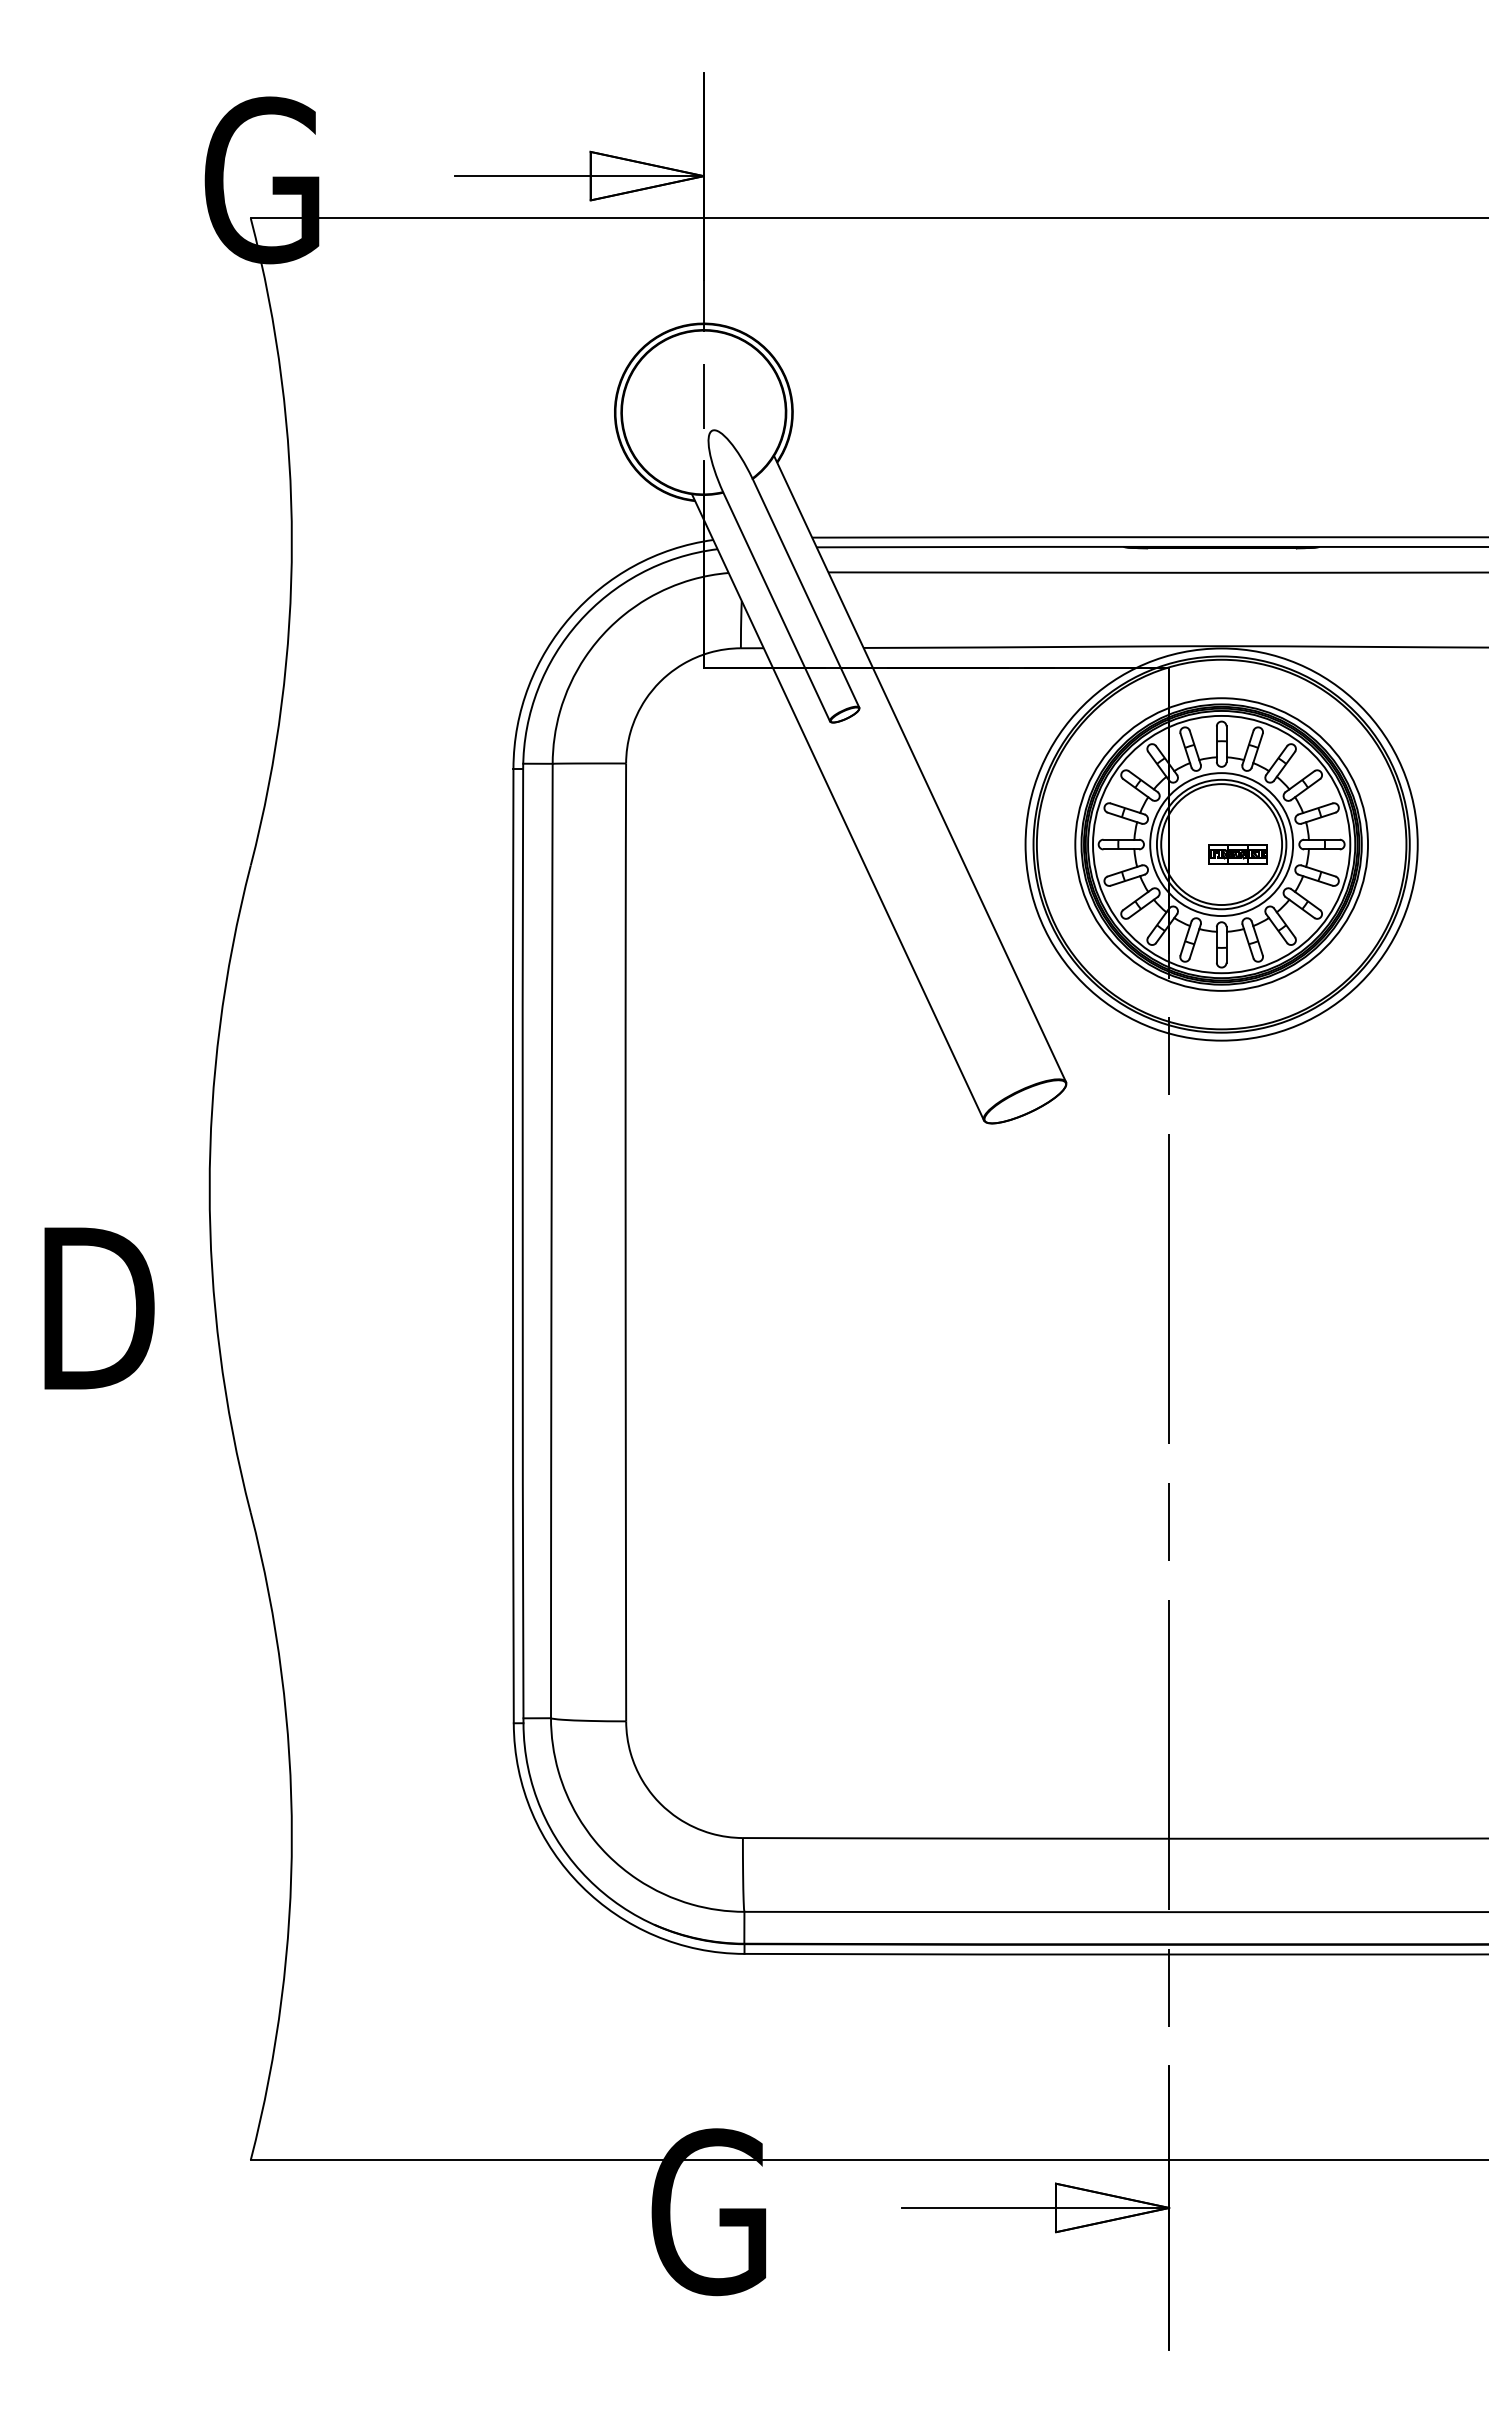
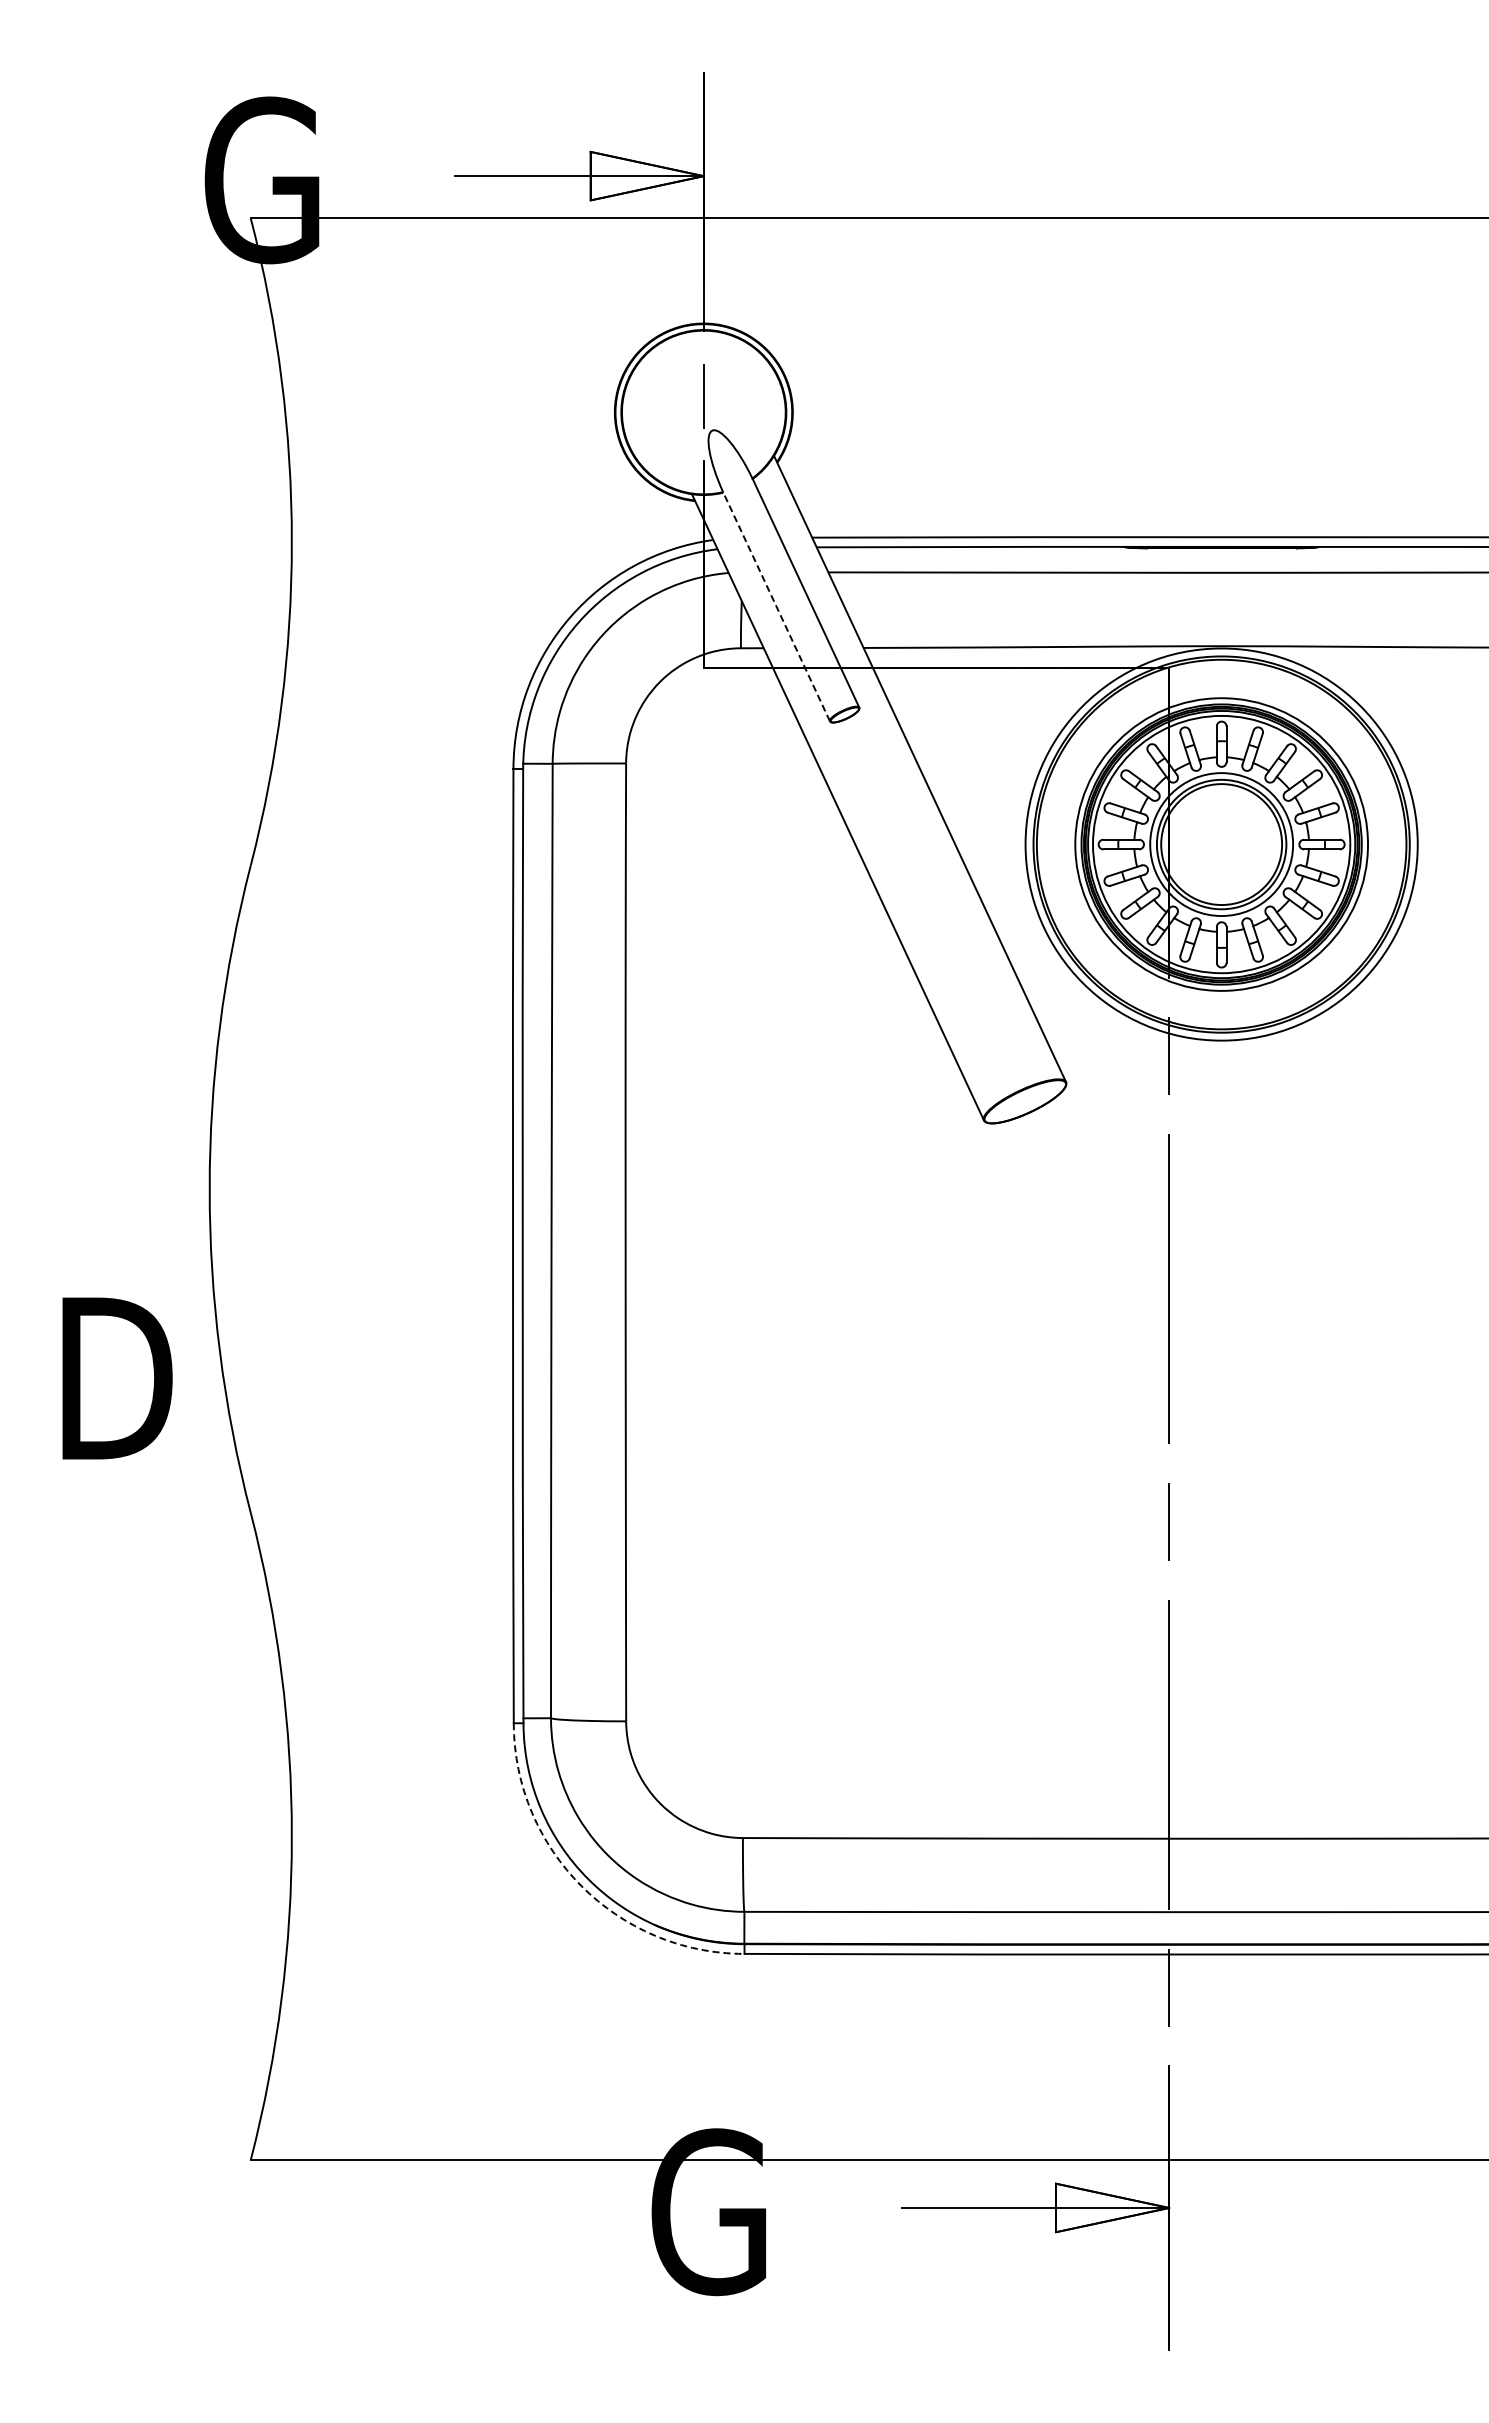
line: solid -> dashed (776, 606)
part: present -> none (1237, 854)
text position: (99, 1308) -> (117, 1378) (117, 1378)
arc: solid -> dashed (581, 1886)
